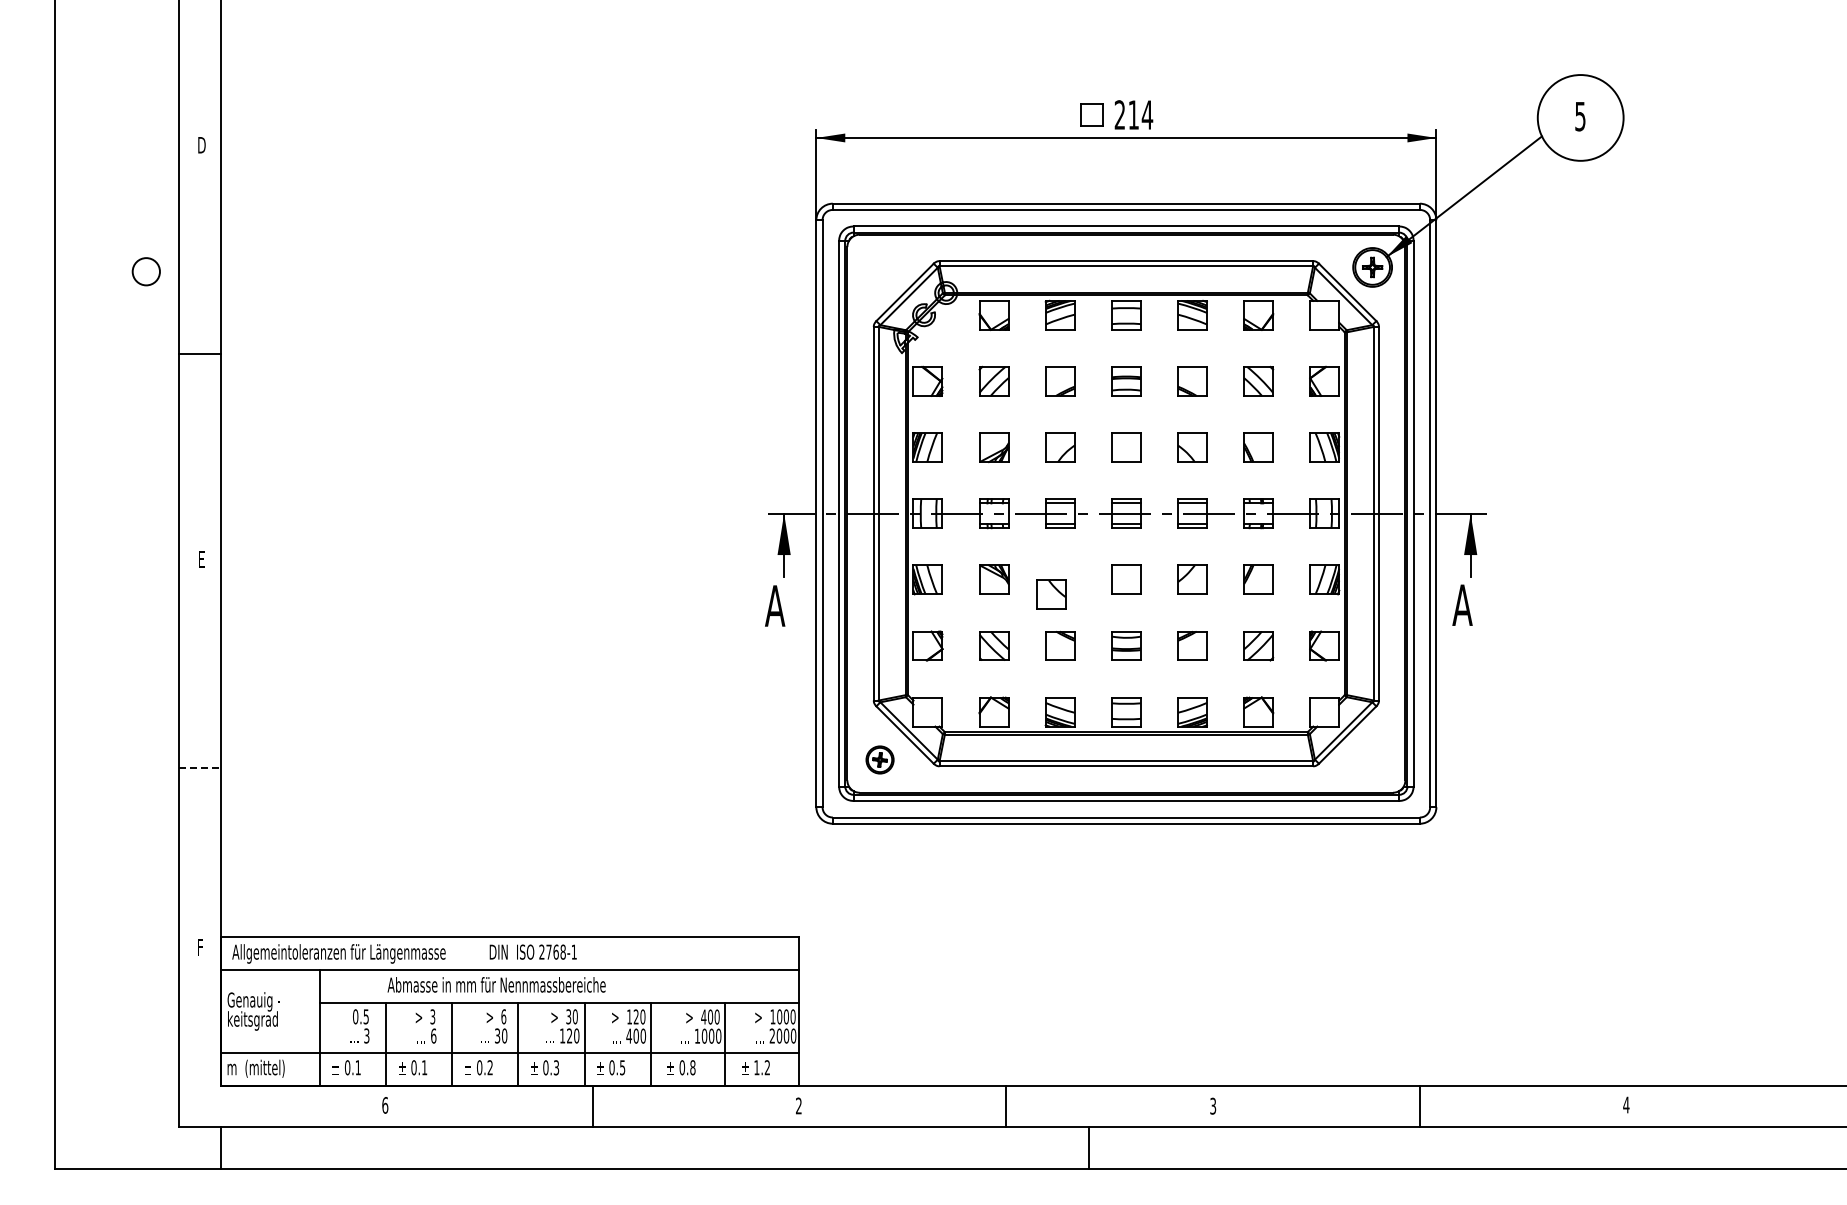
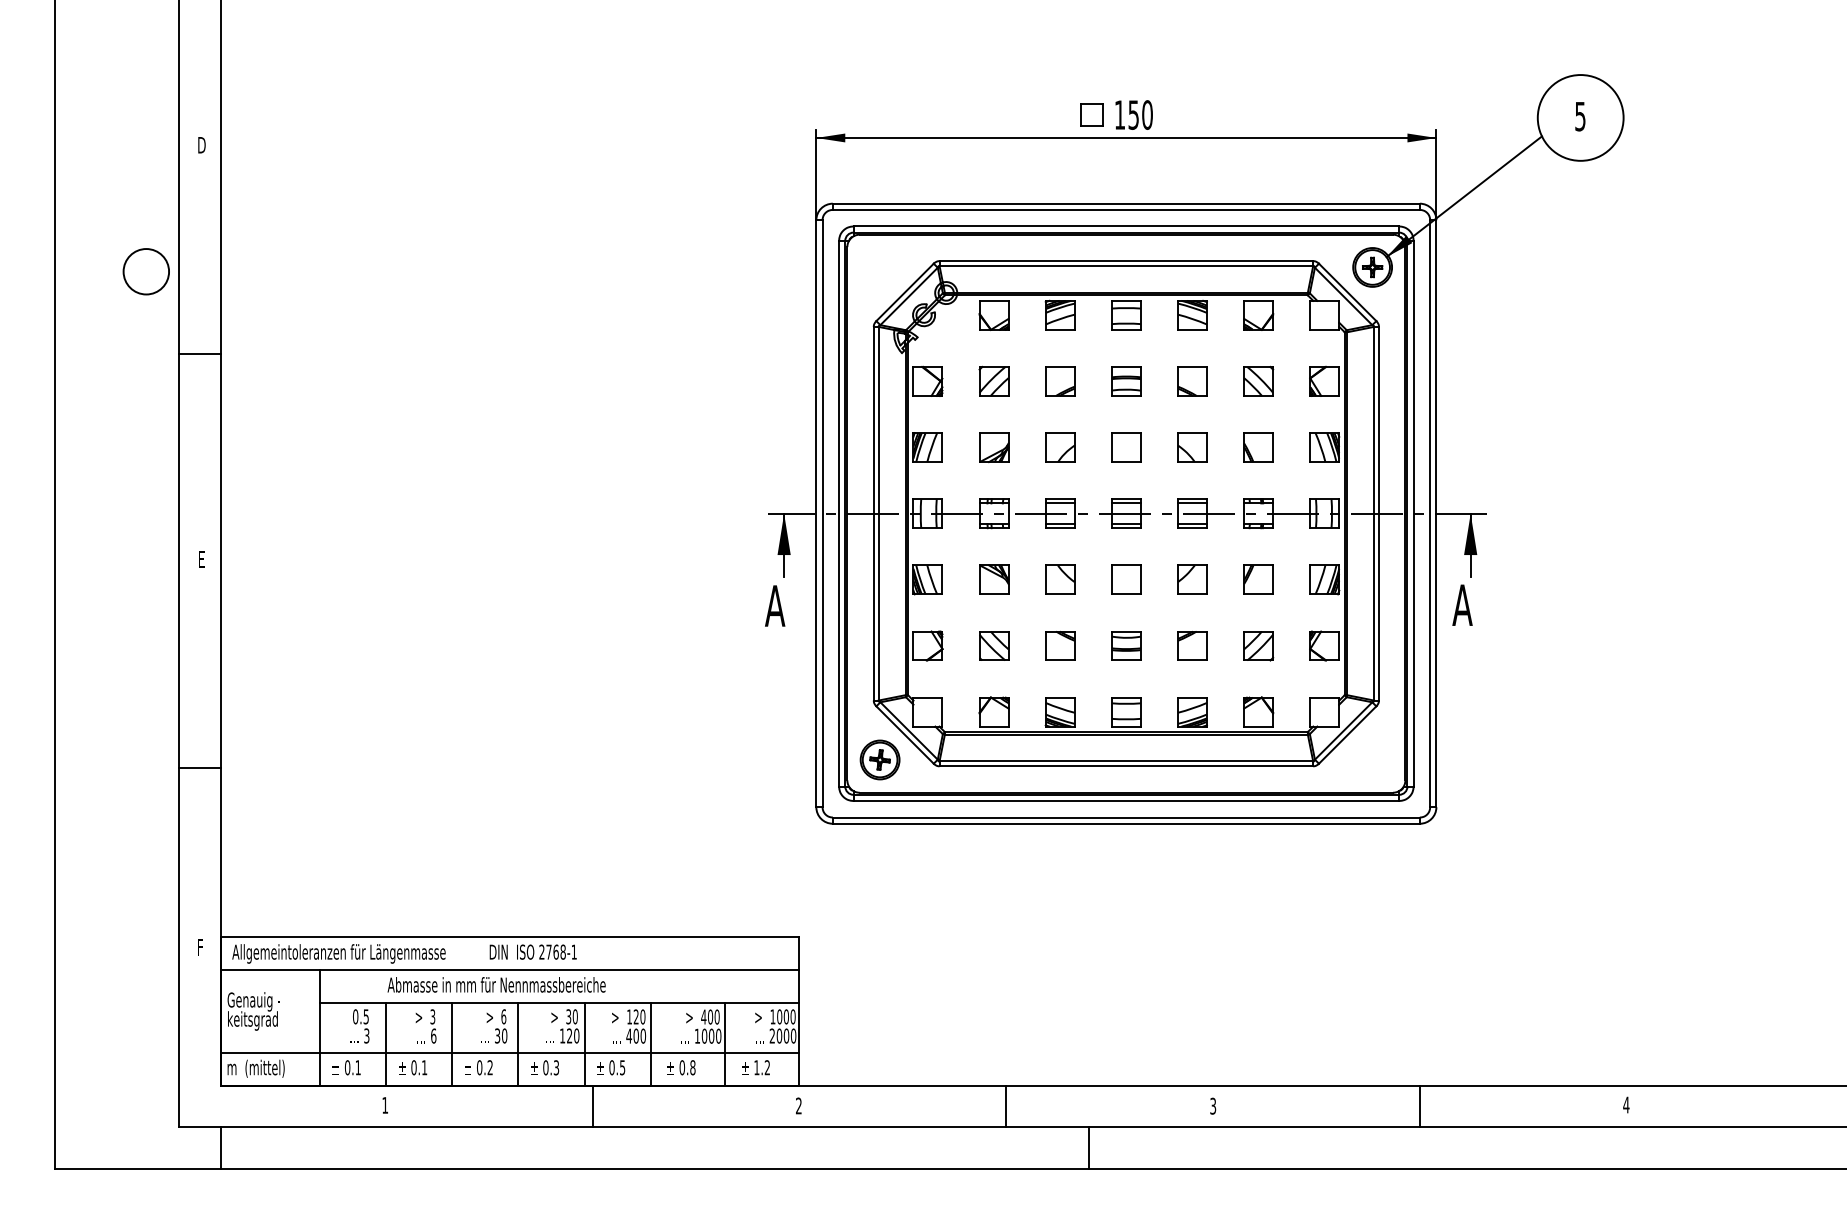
text: 214 -> 150 (1133, 114)
circle diameter: 27 px -> 45 px (146, 271)
part position: (1051, 594) -> (1060, 579) (1060, 579)
part size: 30x30 px -> 42x42 px (879, 759)
line: dashed -> solid (200, 767)
text: 6 -> 1 (385, 1105)
